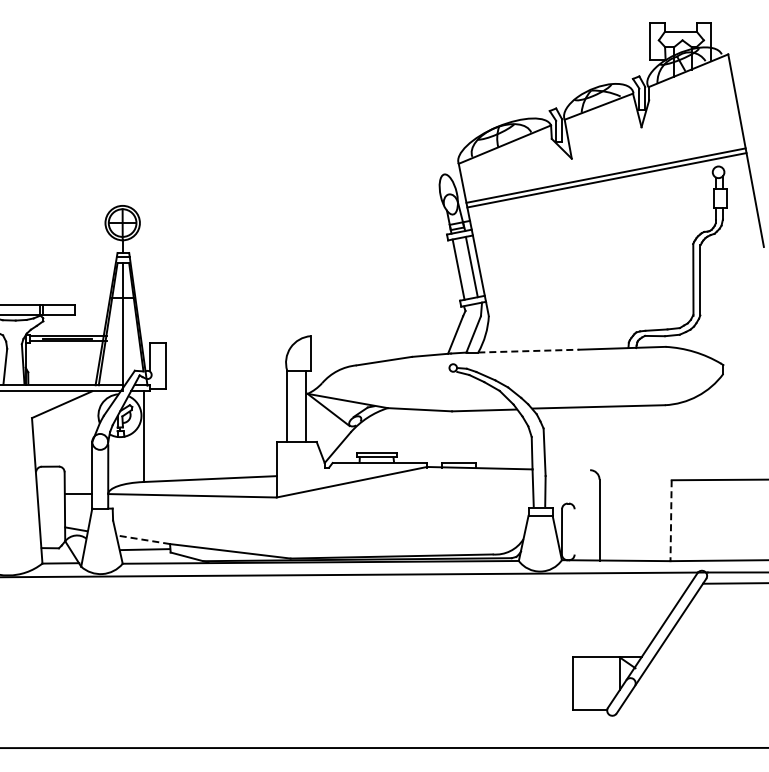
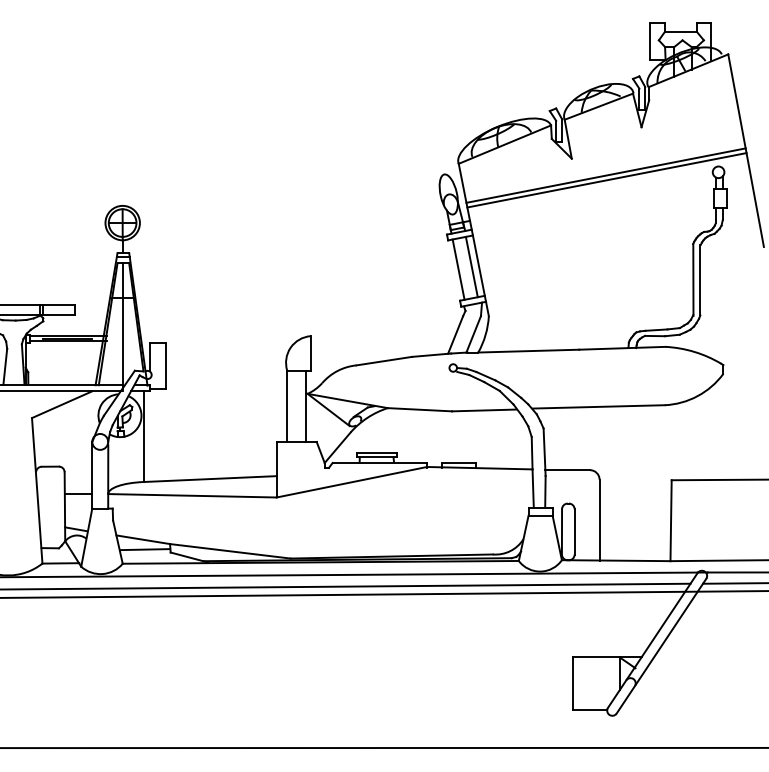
line: dashed -> solid (528, 351)
line: none -> present (567, 470)
line: dashed -> solid (671, 521)
line: none -> present (574, 531)
line: dashed -> solid (142, 539)
line: none -> present (346, 586)
line: none -> present (383, 594)
